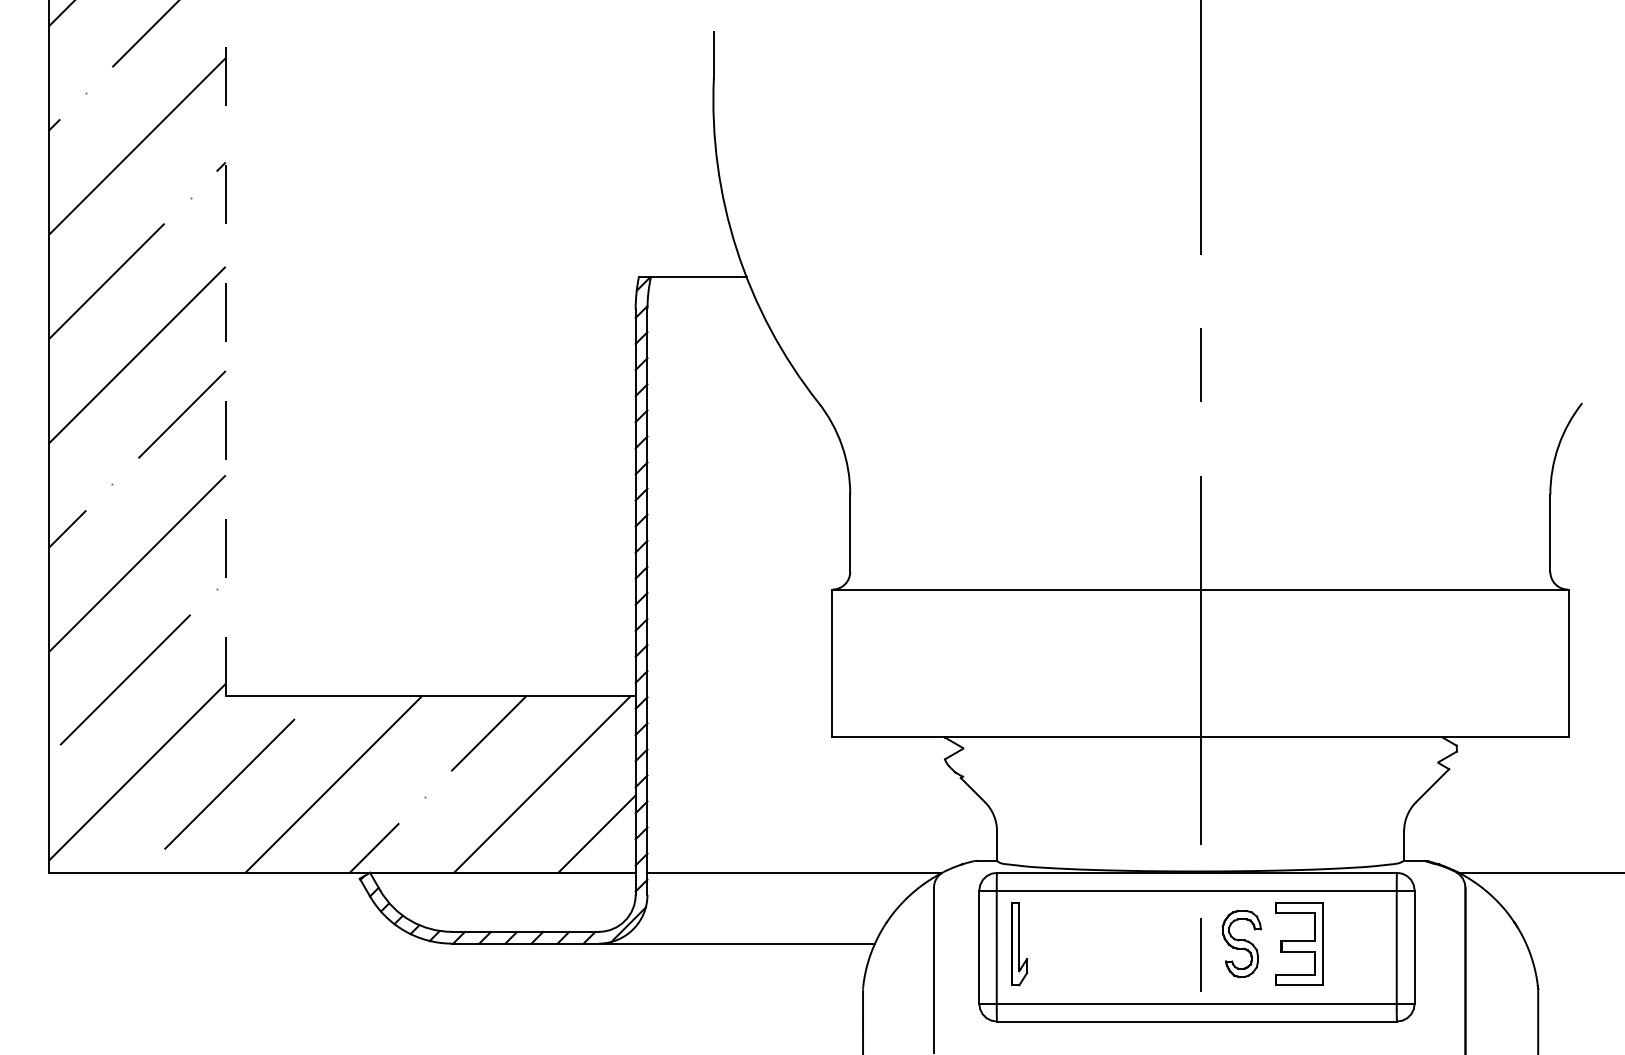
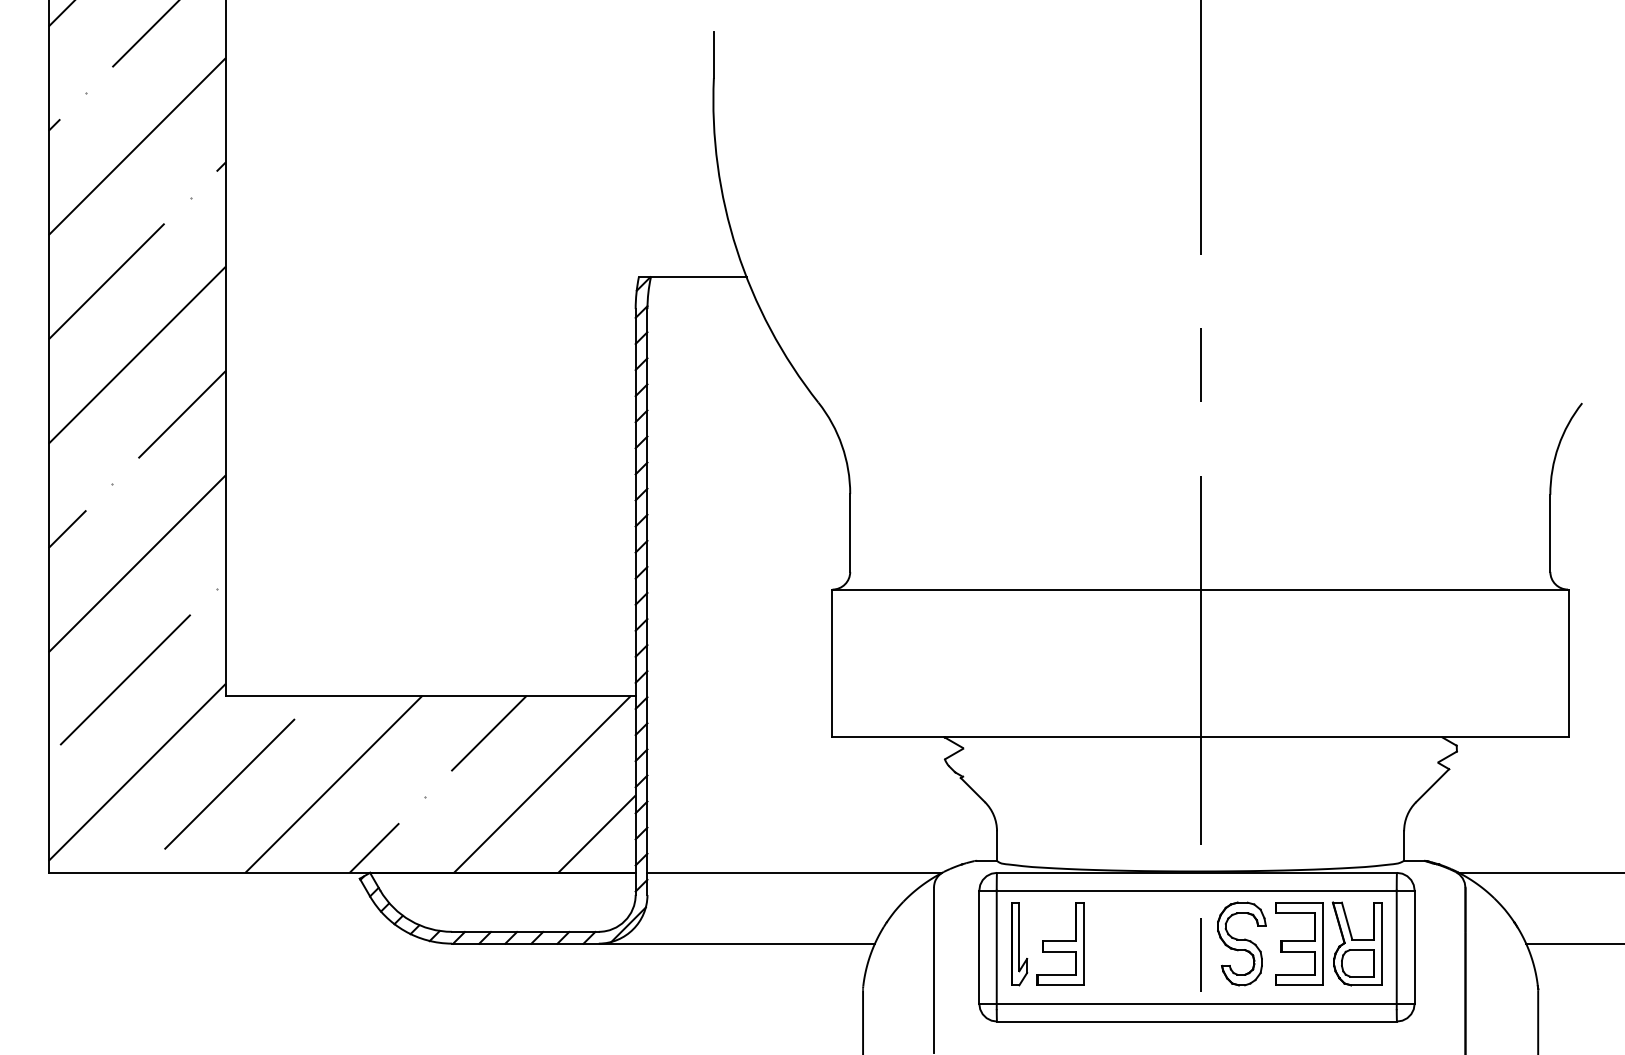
line: dashed -> solid (225, 348)
part: none -> present (1060, 943)
part size: 41x70 px -> 50x86 px (1241, 943)
part: none -> present (1356, 943)
line: none -> present (1573, 943)
